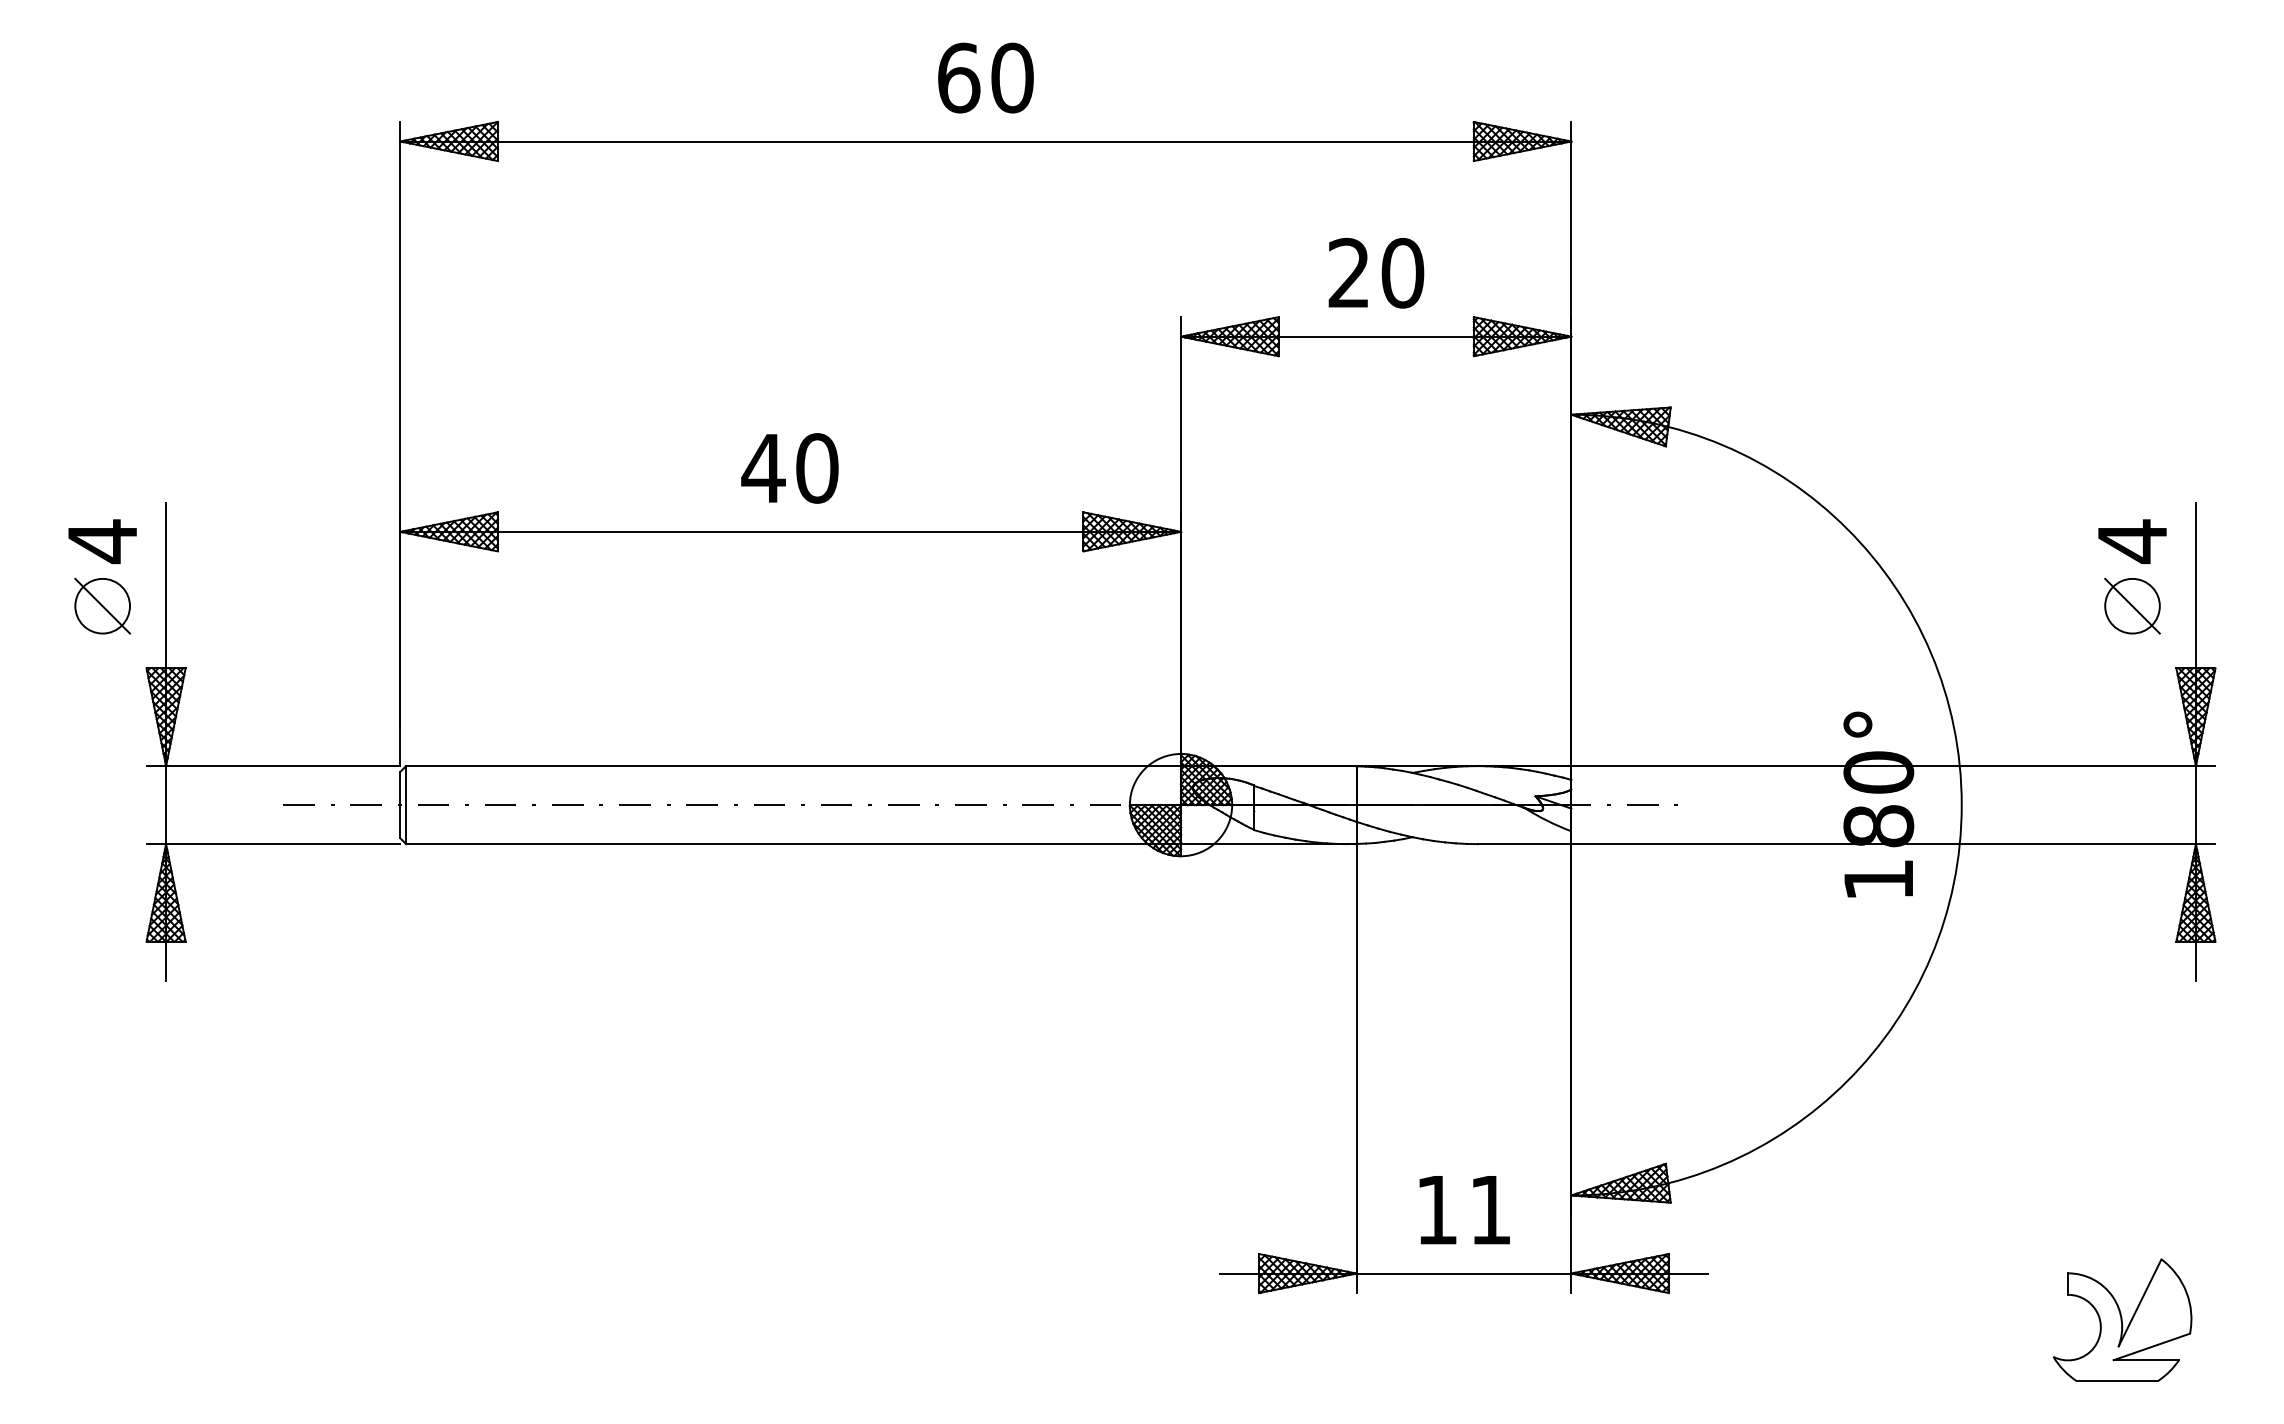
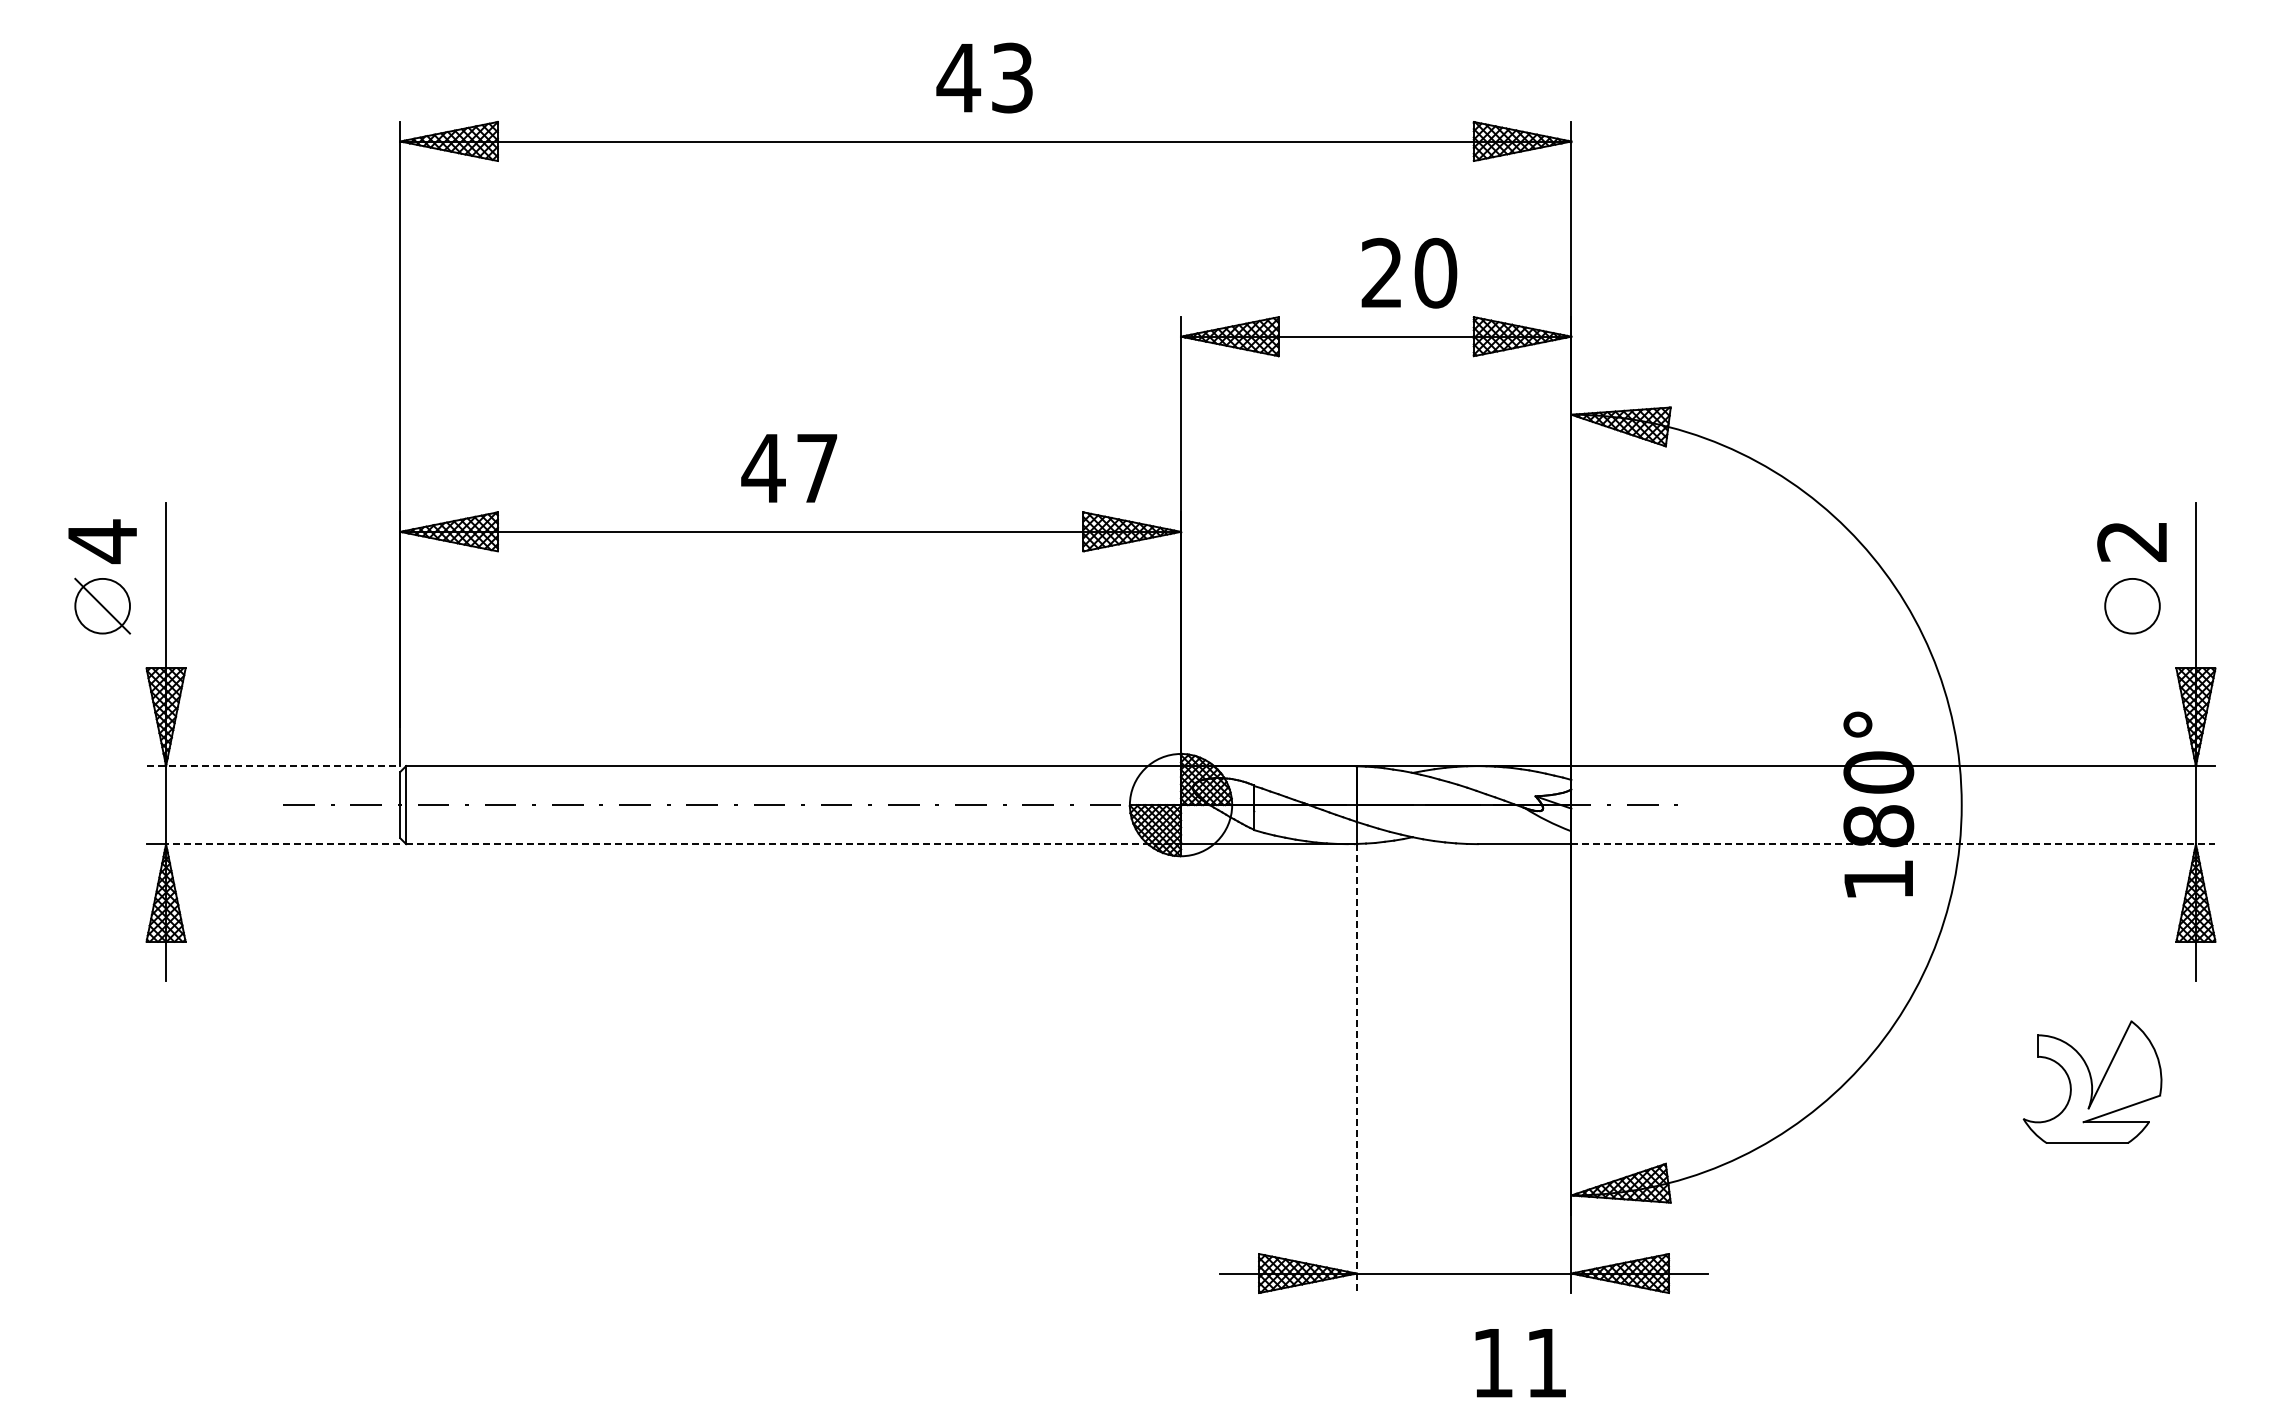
text: 60 -> 43 (984, 77)
text position: (1376, 272) -> (1409, 272) (1409, 272)
text: 40 -> 47 (817, 468)
text: 4 -> 2 (2131, 541)
line: present -> none (2132, 605)
line: solid -> dashed (273, 766)
line: solid -> dashed (282, 844)
line: solid -> dashed (794, 844)
line: solid -> dashed (1893, 844)
line: solid -> dashed (1356, 1069)
text position: (1464, 1210) -> (1520, 1363) (1520, 1363)
part position: (2122, 1319) -> (2092, 1081) (2092, 1081)
